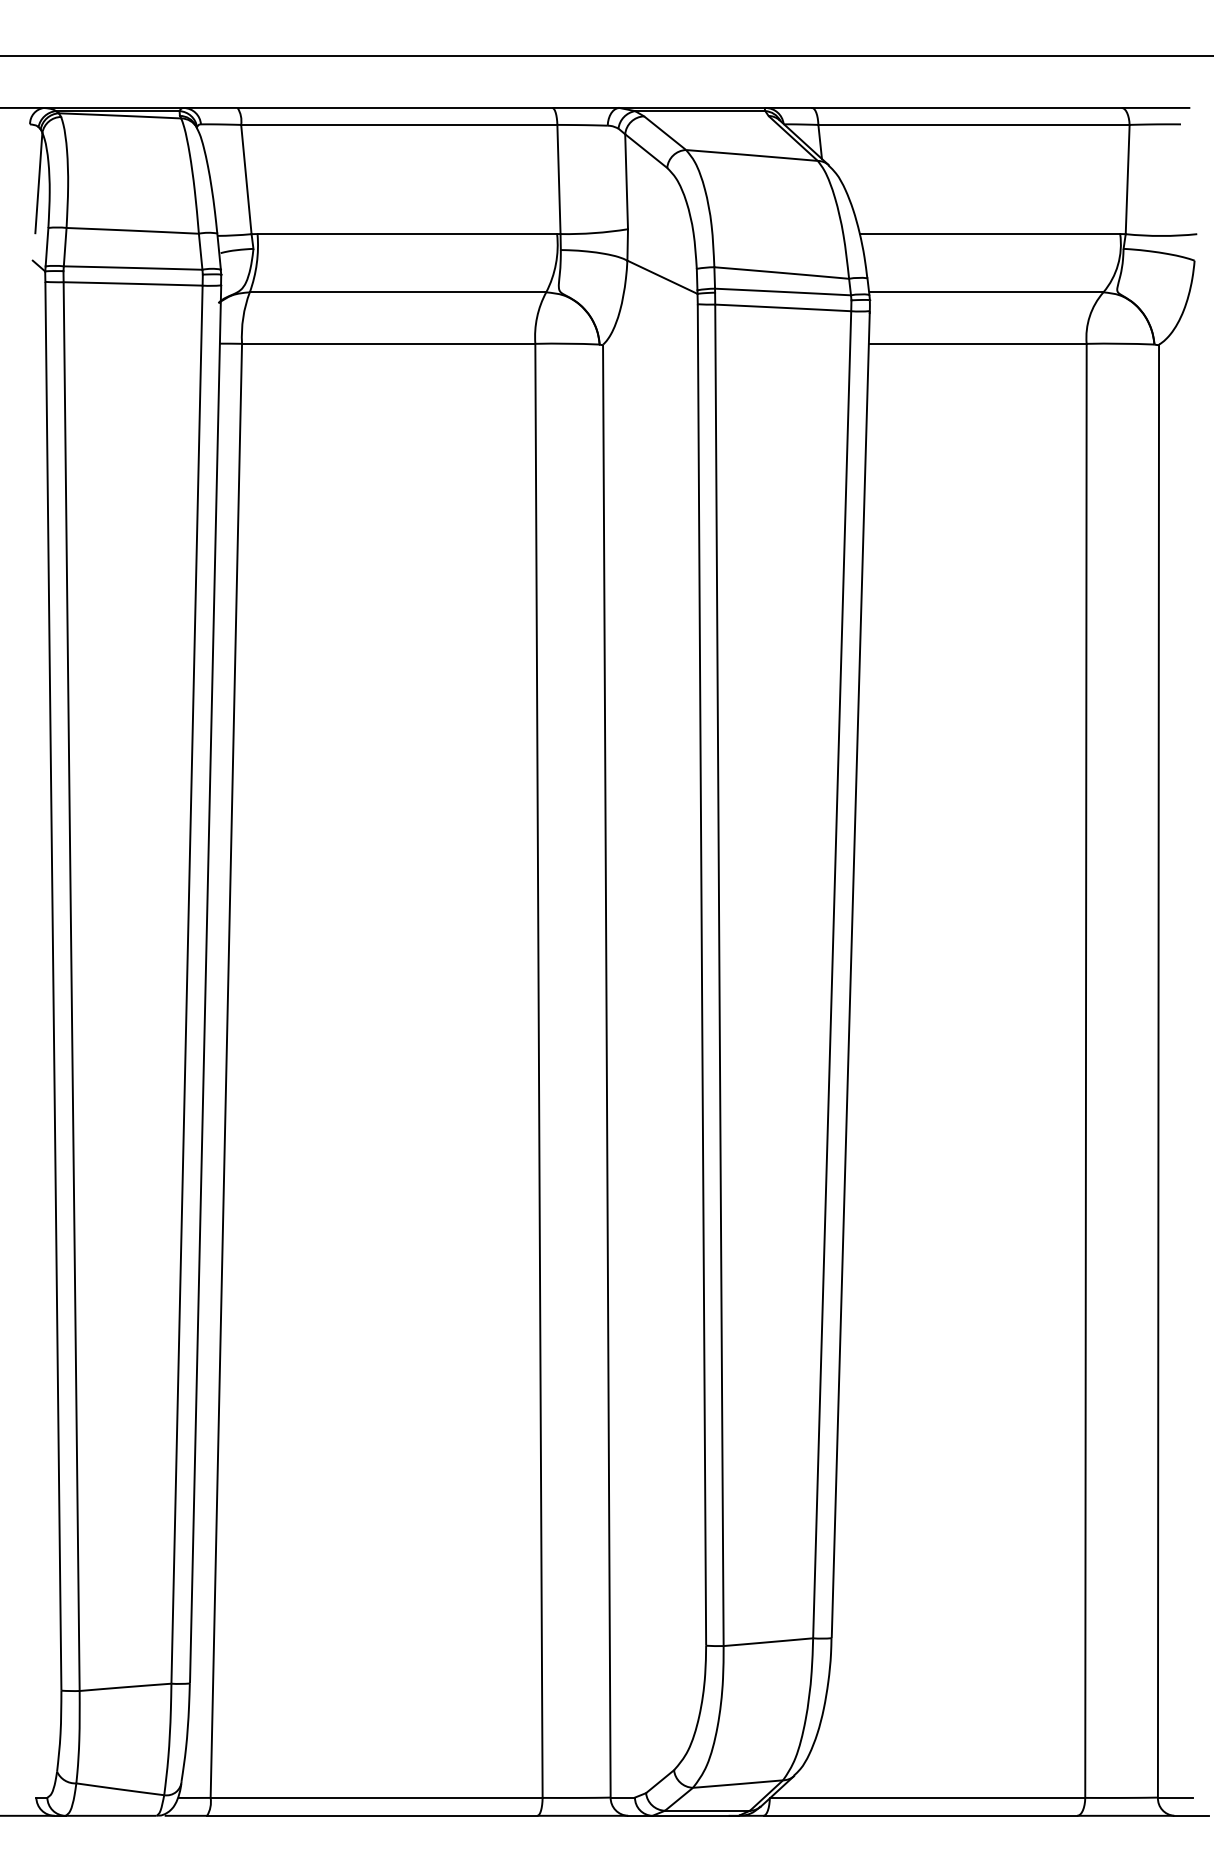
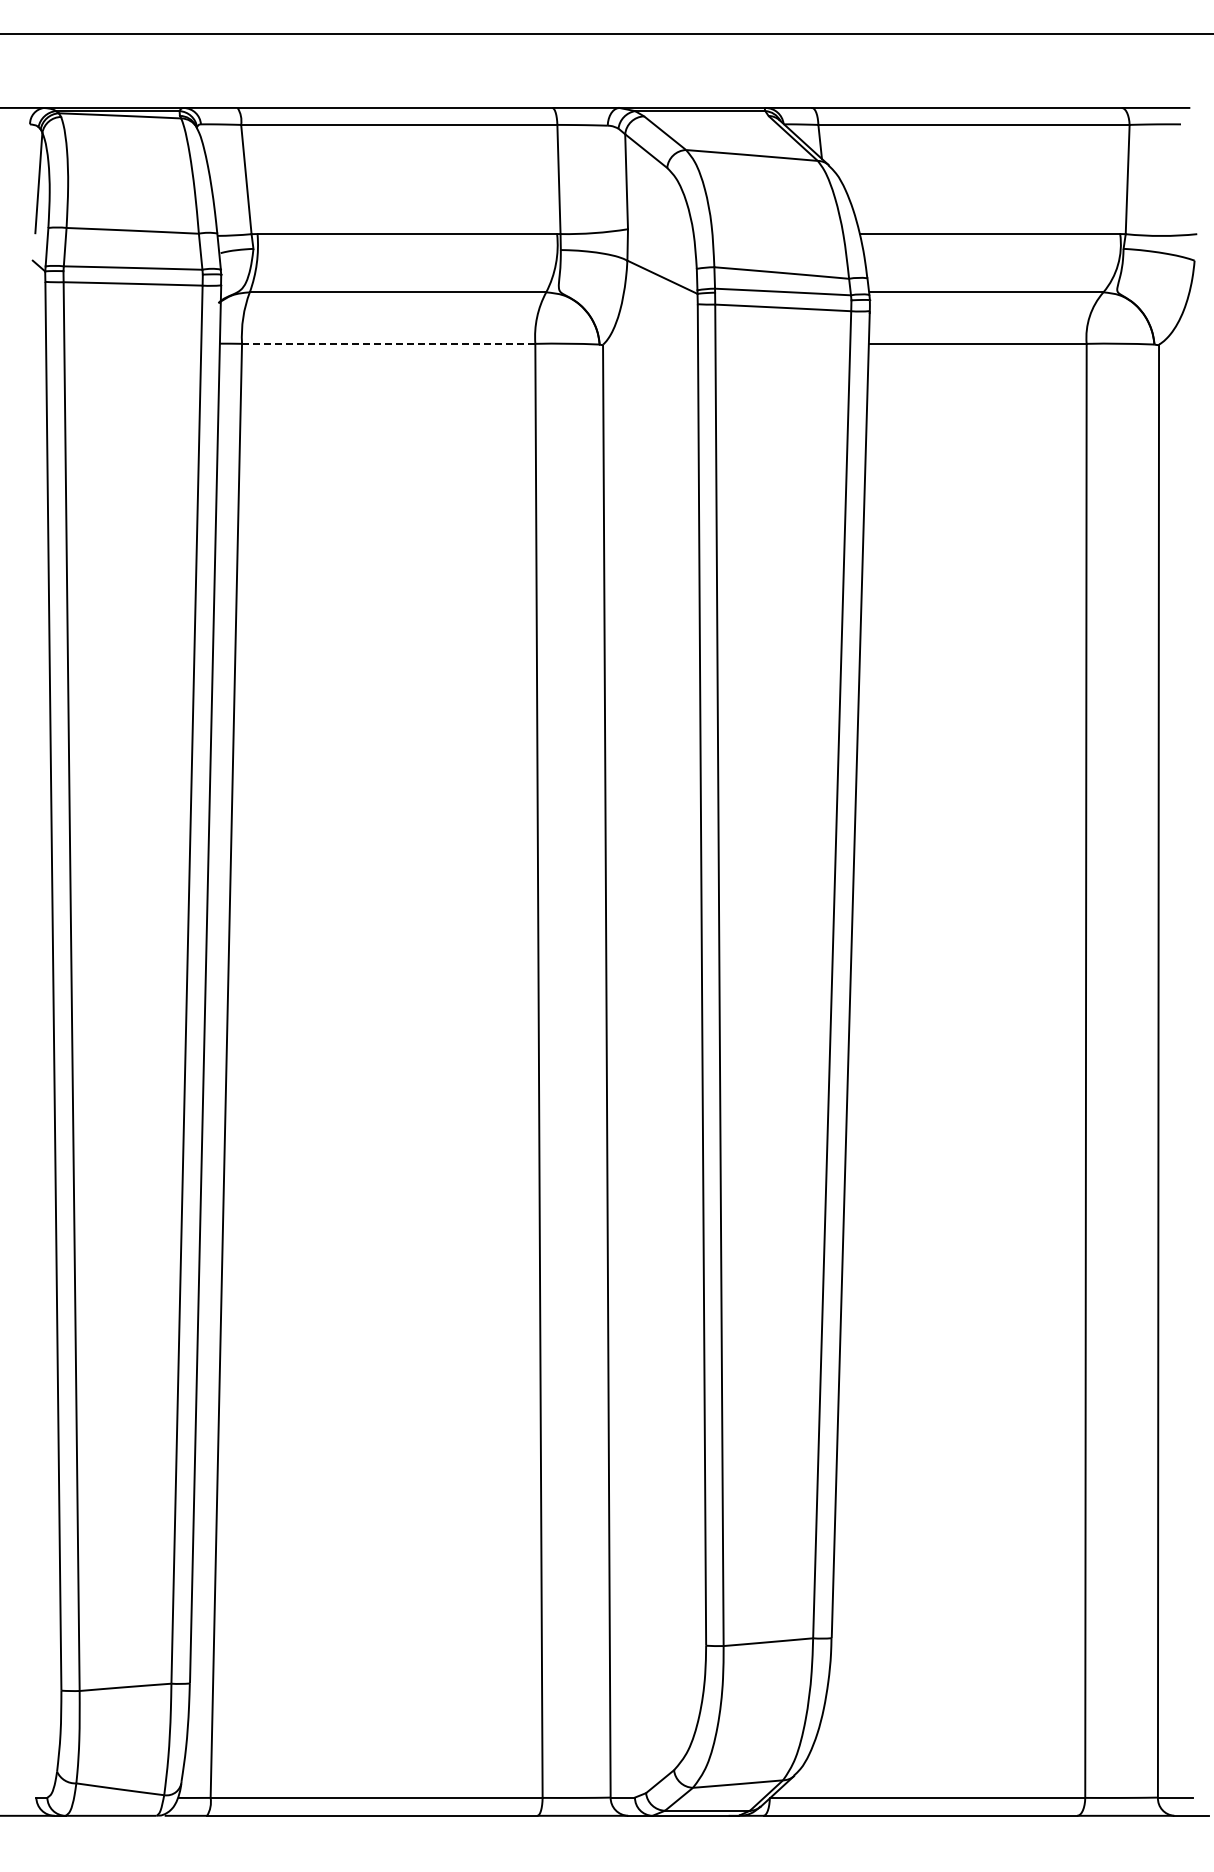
line position: (606, 56) -> (606, 34) (606, 34)
line: solid -> dashed (388, 343)
